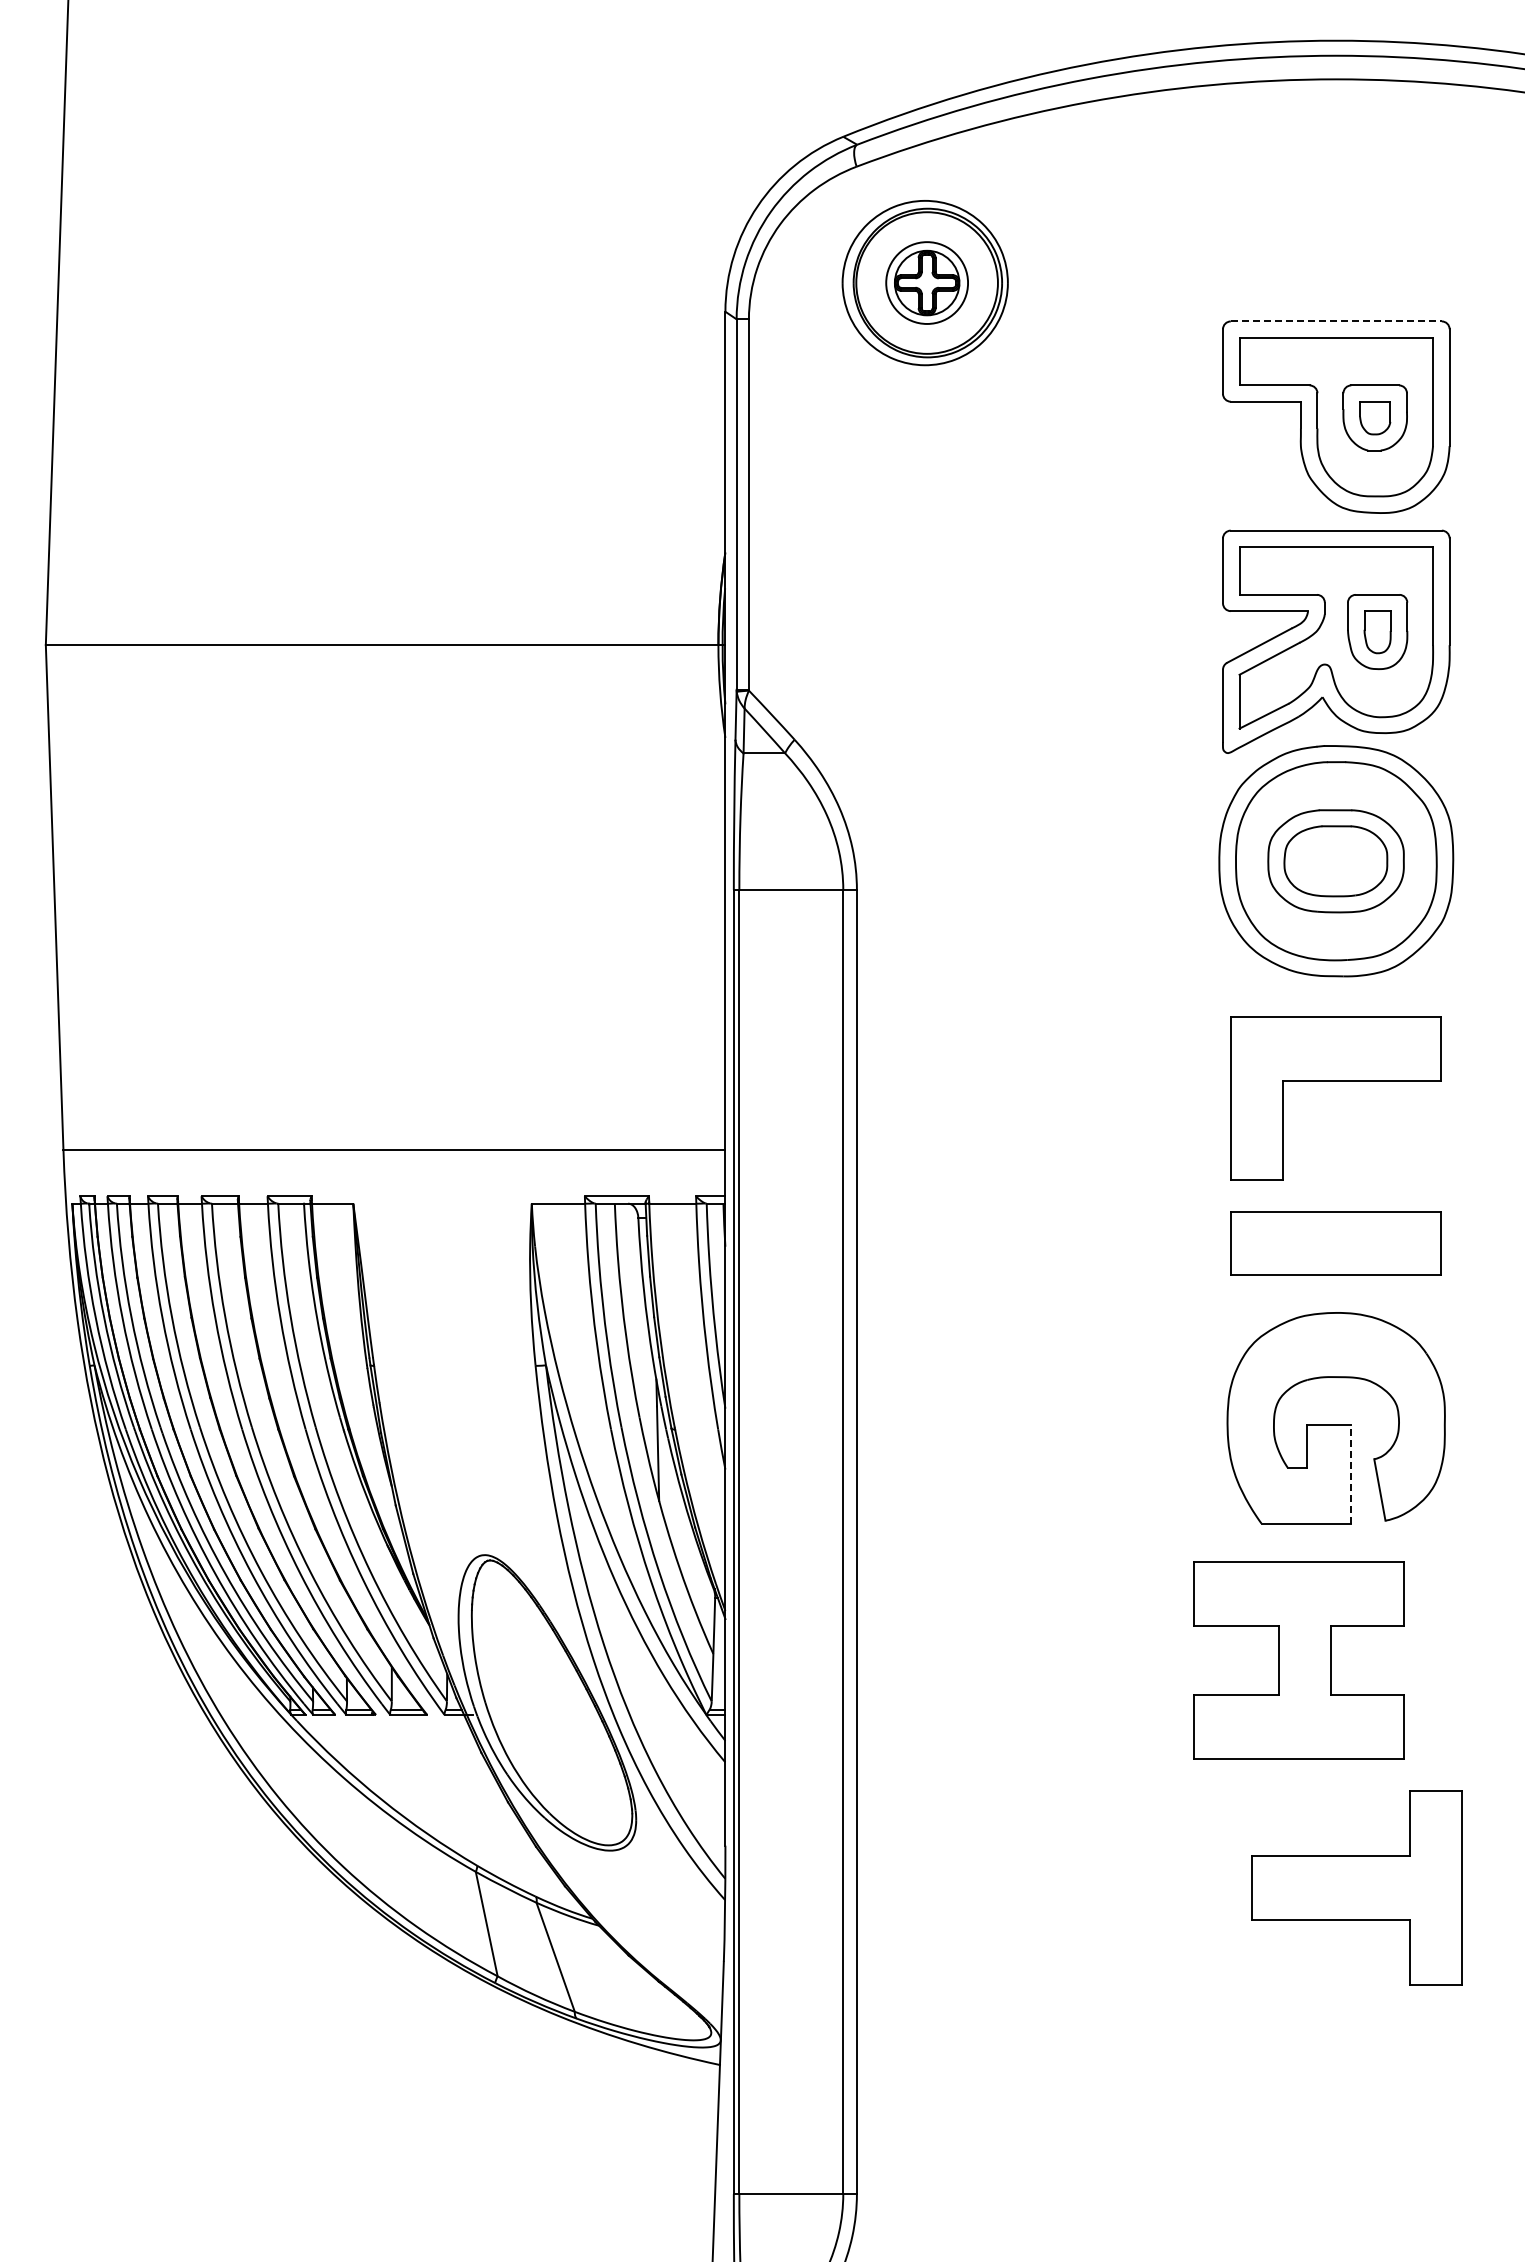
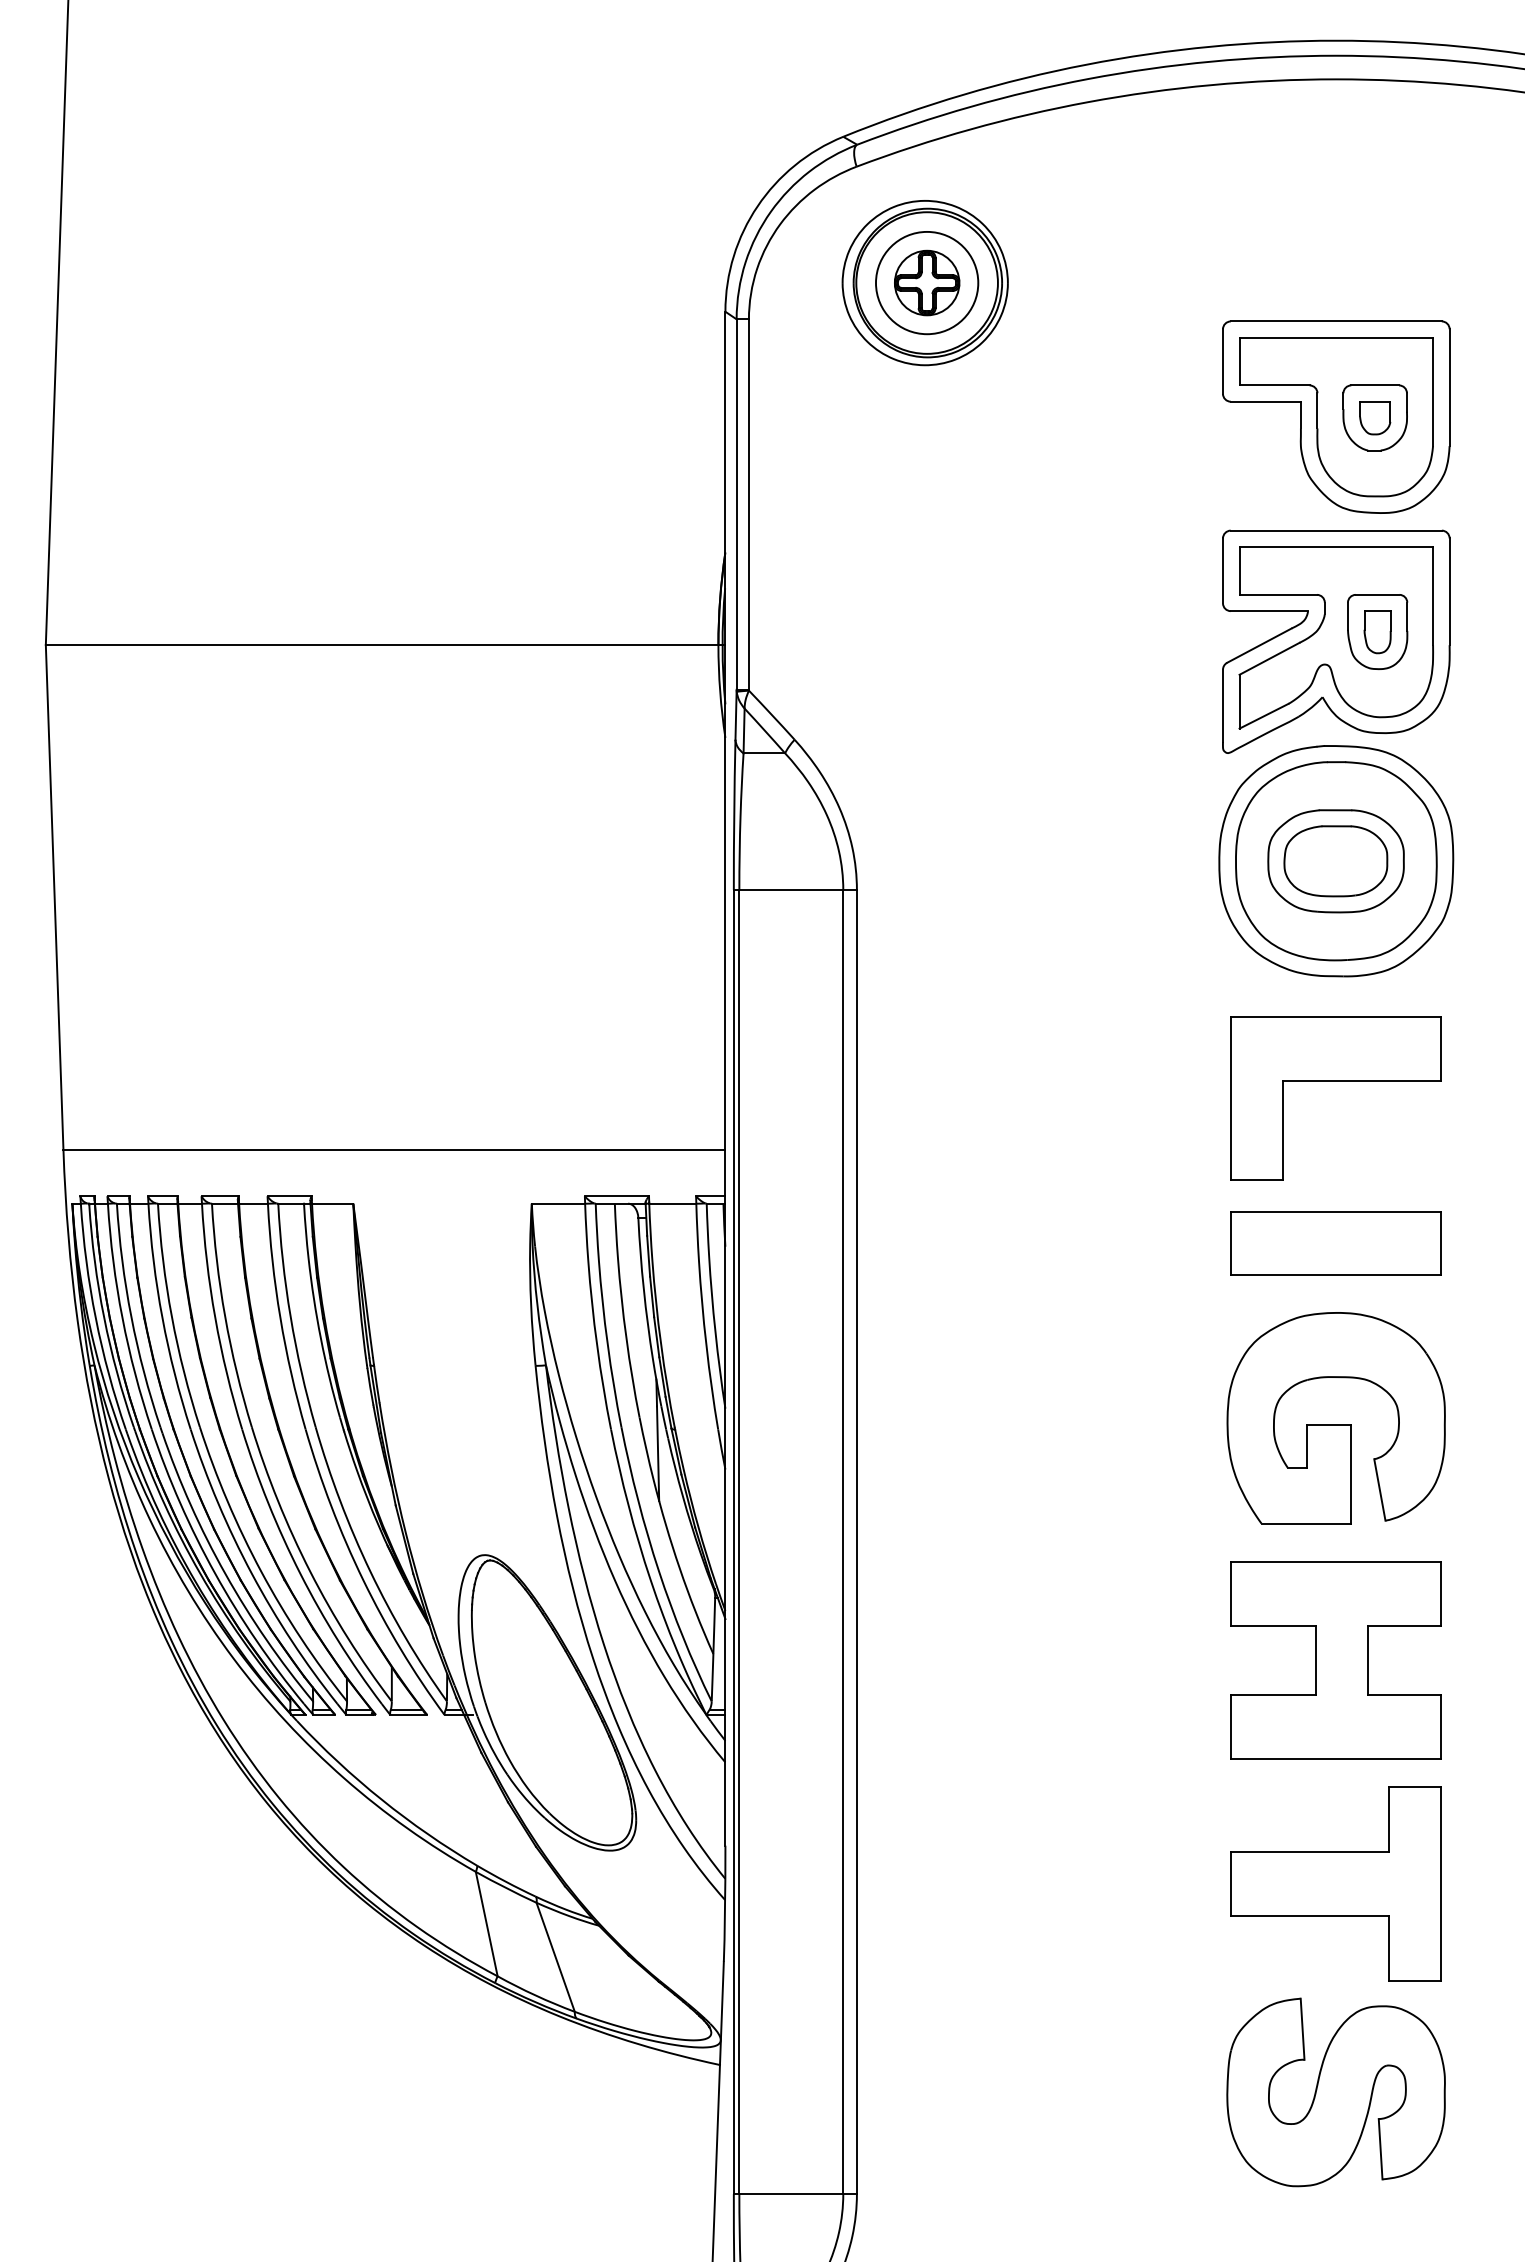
circle diameter: 82 px -> 102 px (926, 282)
line: dashed -> solid (1336, 321)
line: dashed -> solid (1351, 1473)
part position: (1298, 1660) -> (1335, 1660) (1335, 1660)
part position: (1356, 1887) -> (1335, 1883) (1335, 1883)
part: none -> present (1335, 2092)
